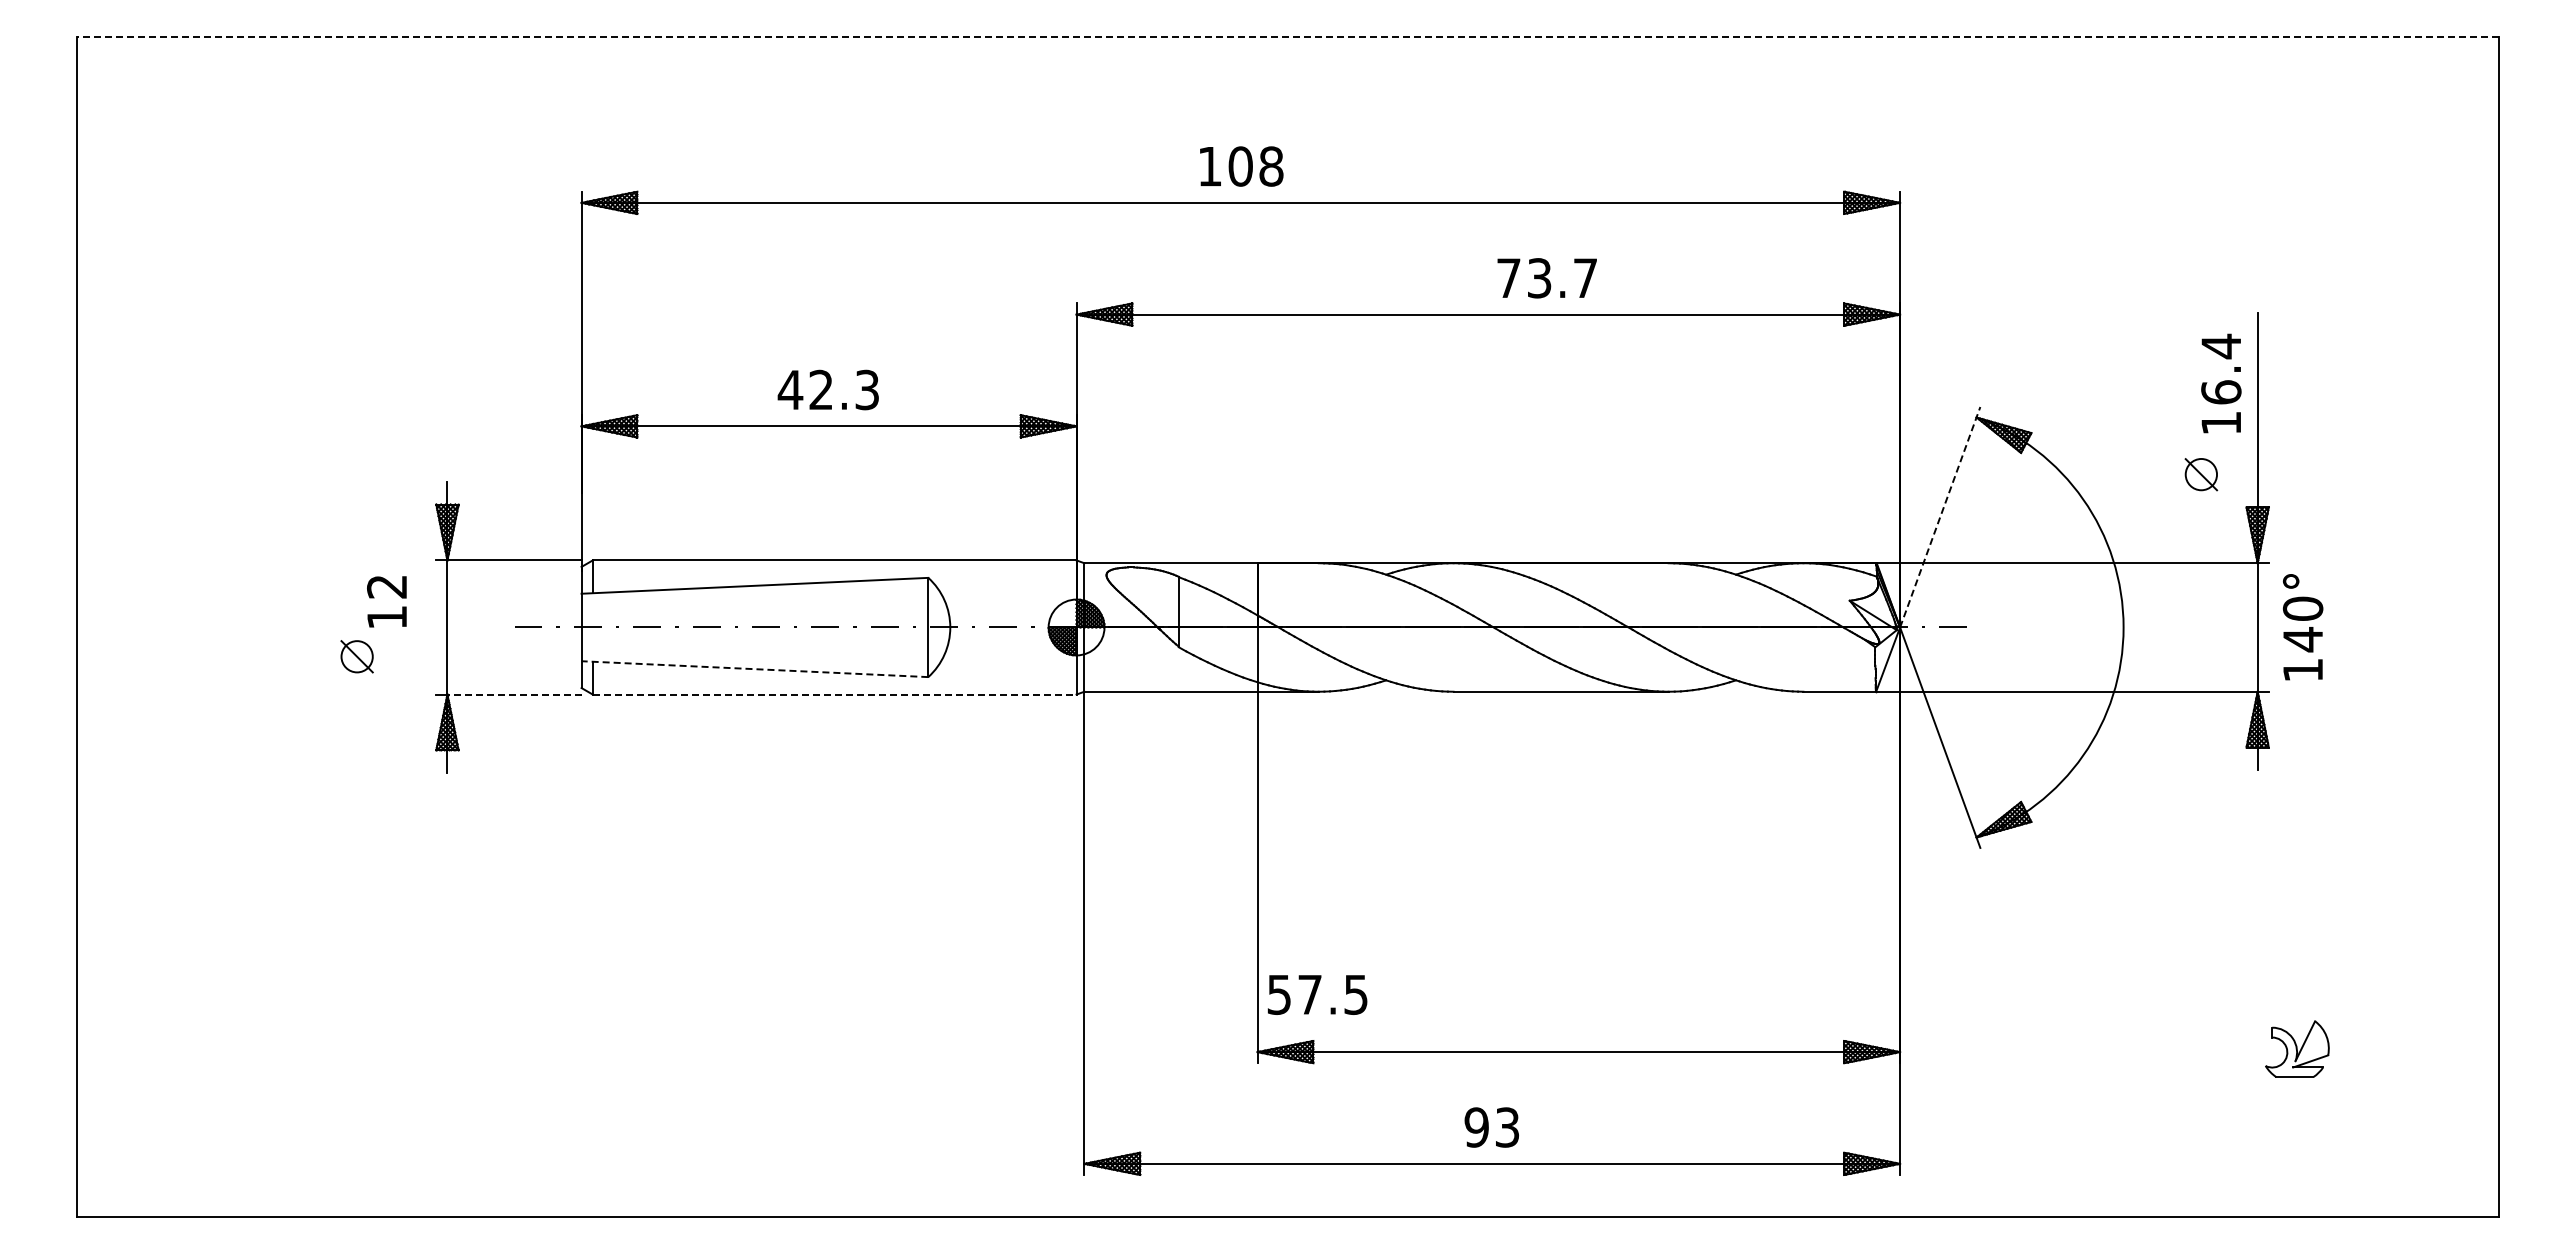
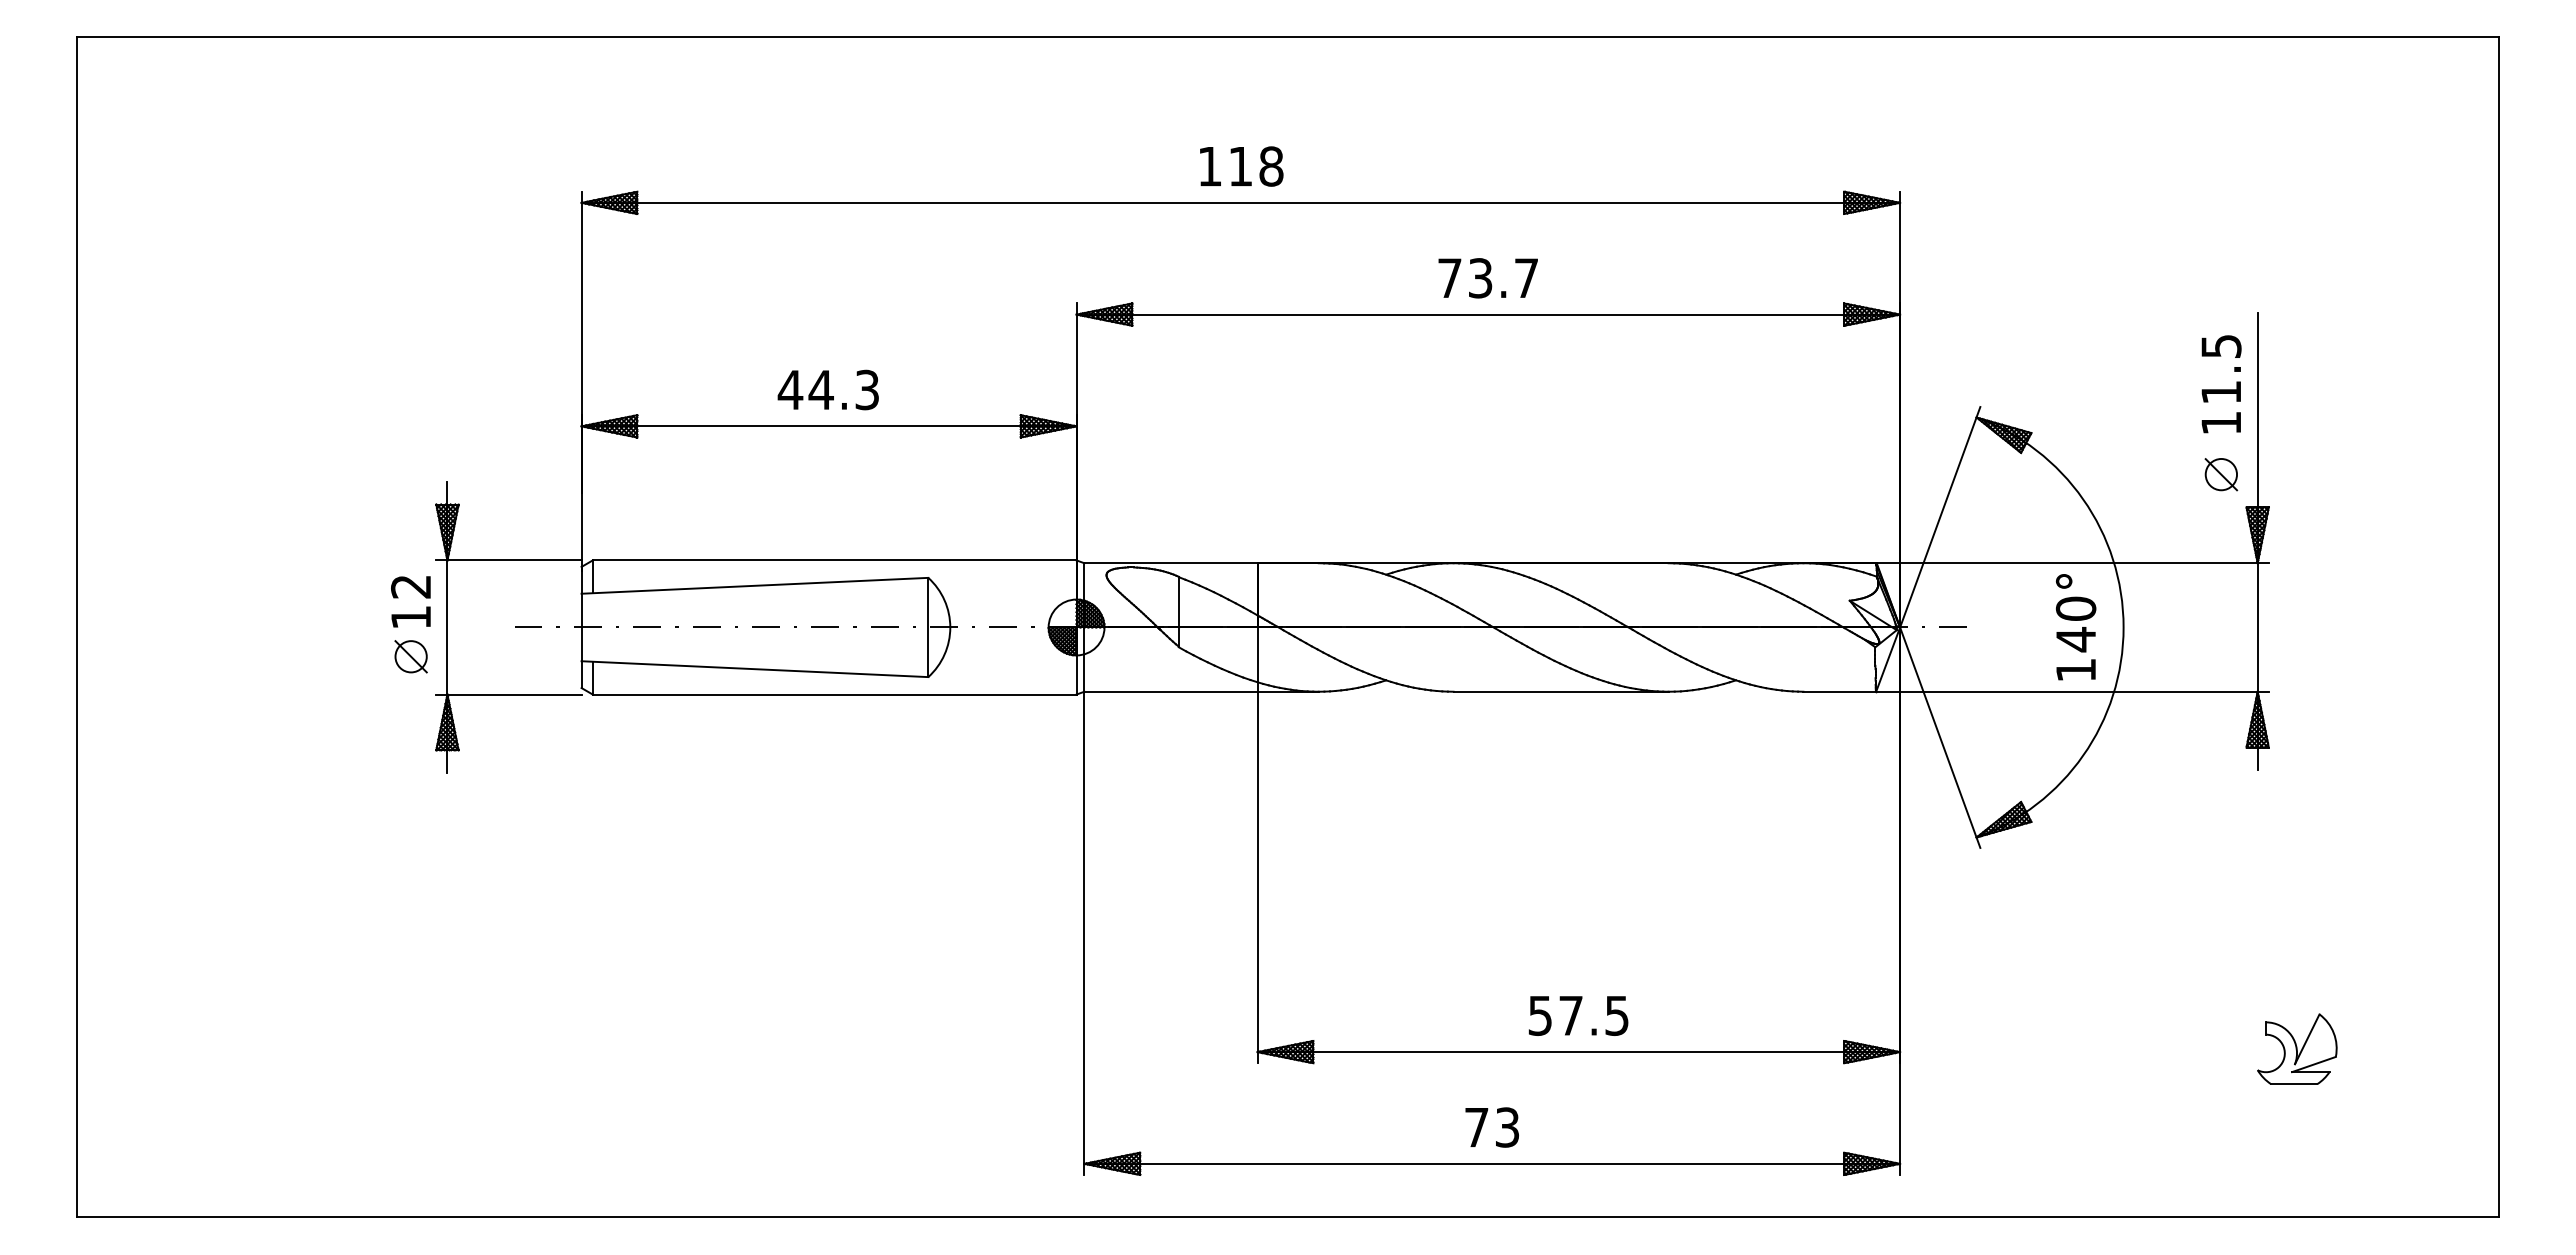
line: dashed -> solid (1288, 37)
text: 108 -> 118 (1240, 166)
text position: (1546, 278) -> (1487, 278) (1487, 278)
text: 16.4 -> 11.5 (2221, 368)
text: 42.3 -> 44.3 (820, 389)
part position: (2201, 474) -> (2221, 474) (2221, 474)
line: dashed -> solid (1940, 516)
text position: (386, 601) -> (410, 601) (410, 601)
text position: (2303, 627) -> (2076, 627) (2076, 627)
part position: (356, 656) -> (410, 656) (410, 656)
line: dashed -> solid (754, 669)
line: dashed -> solid (514, 694)
line: dashed -> solid (834, 694)
text position: (1317, 994) -> (1578, 1015) (1578, 1015)
part size: 65x58 px -> 81x72 px (2297, 1048)
text: 93 -> 73 (1476, 1127)
